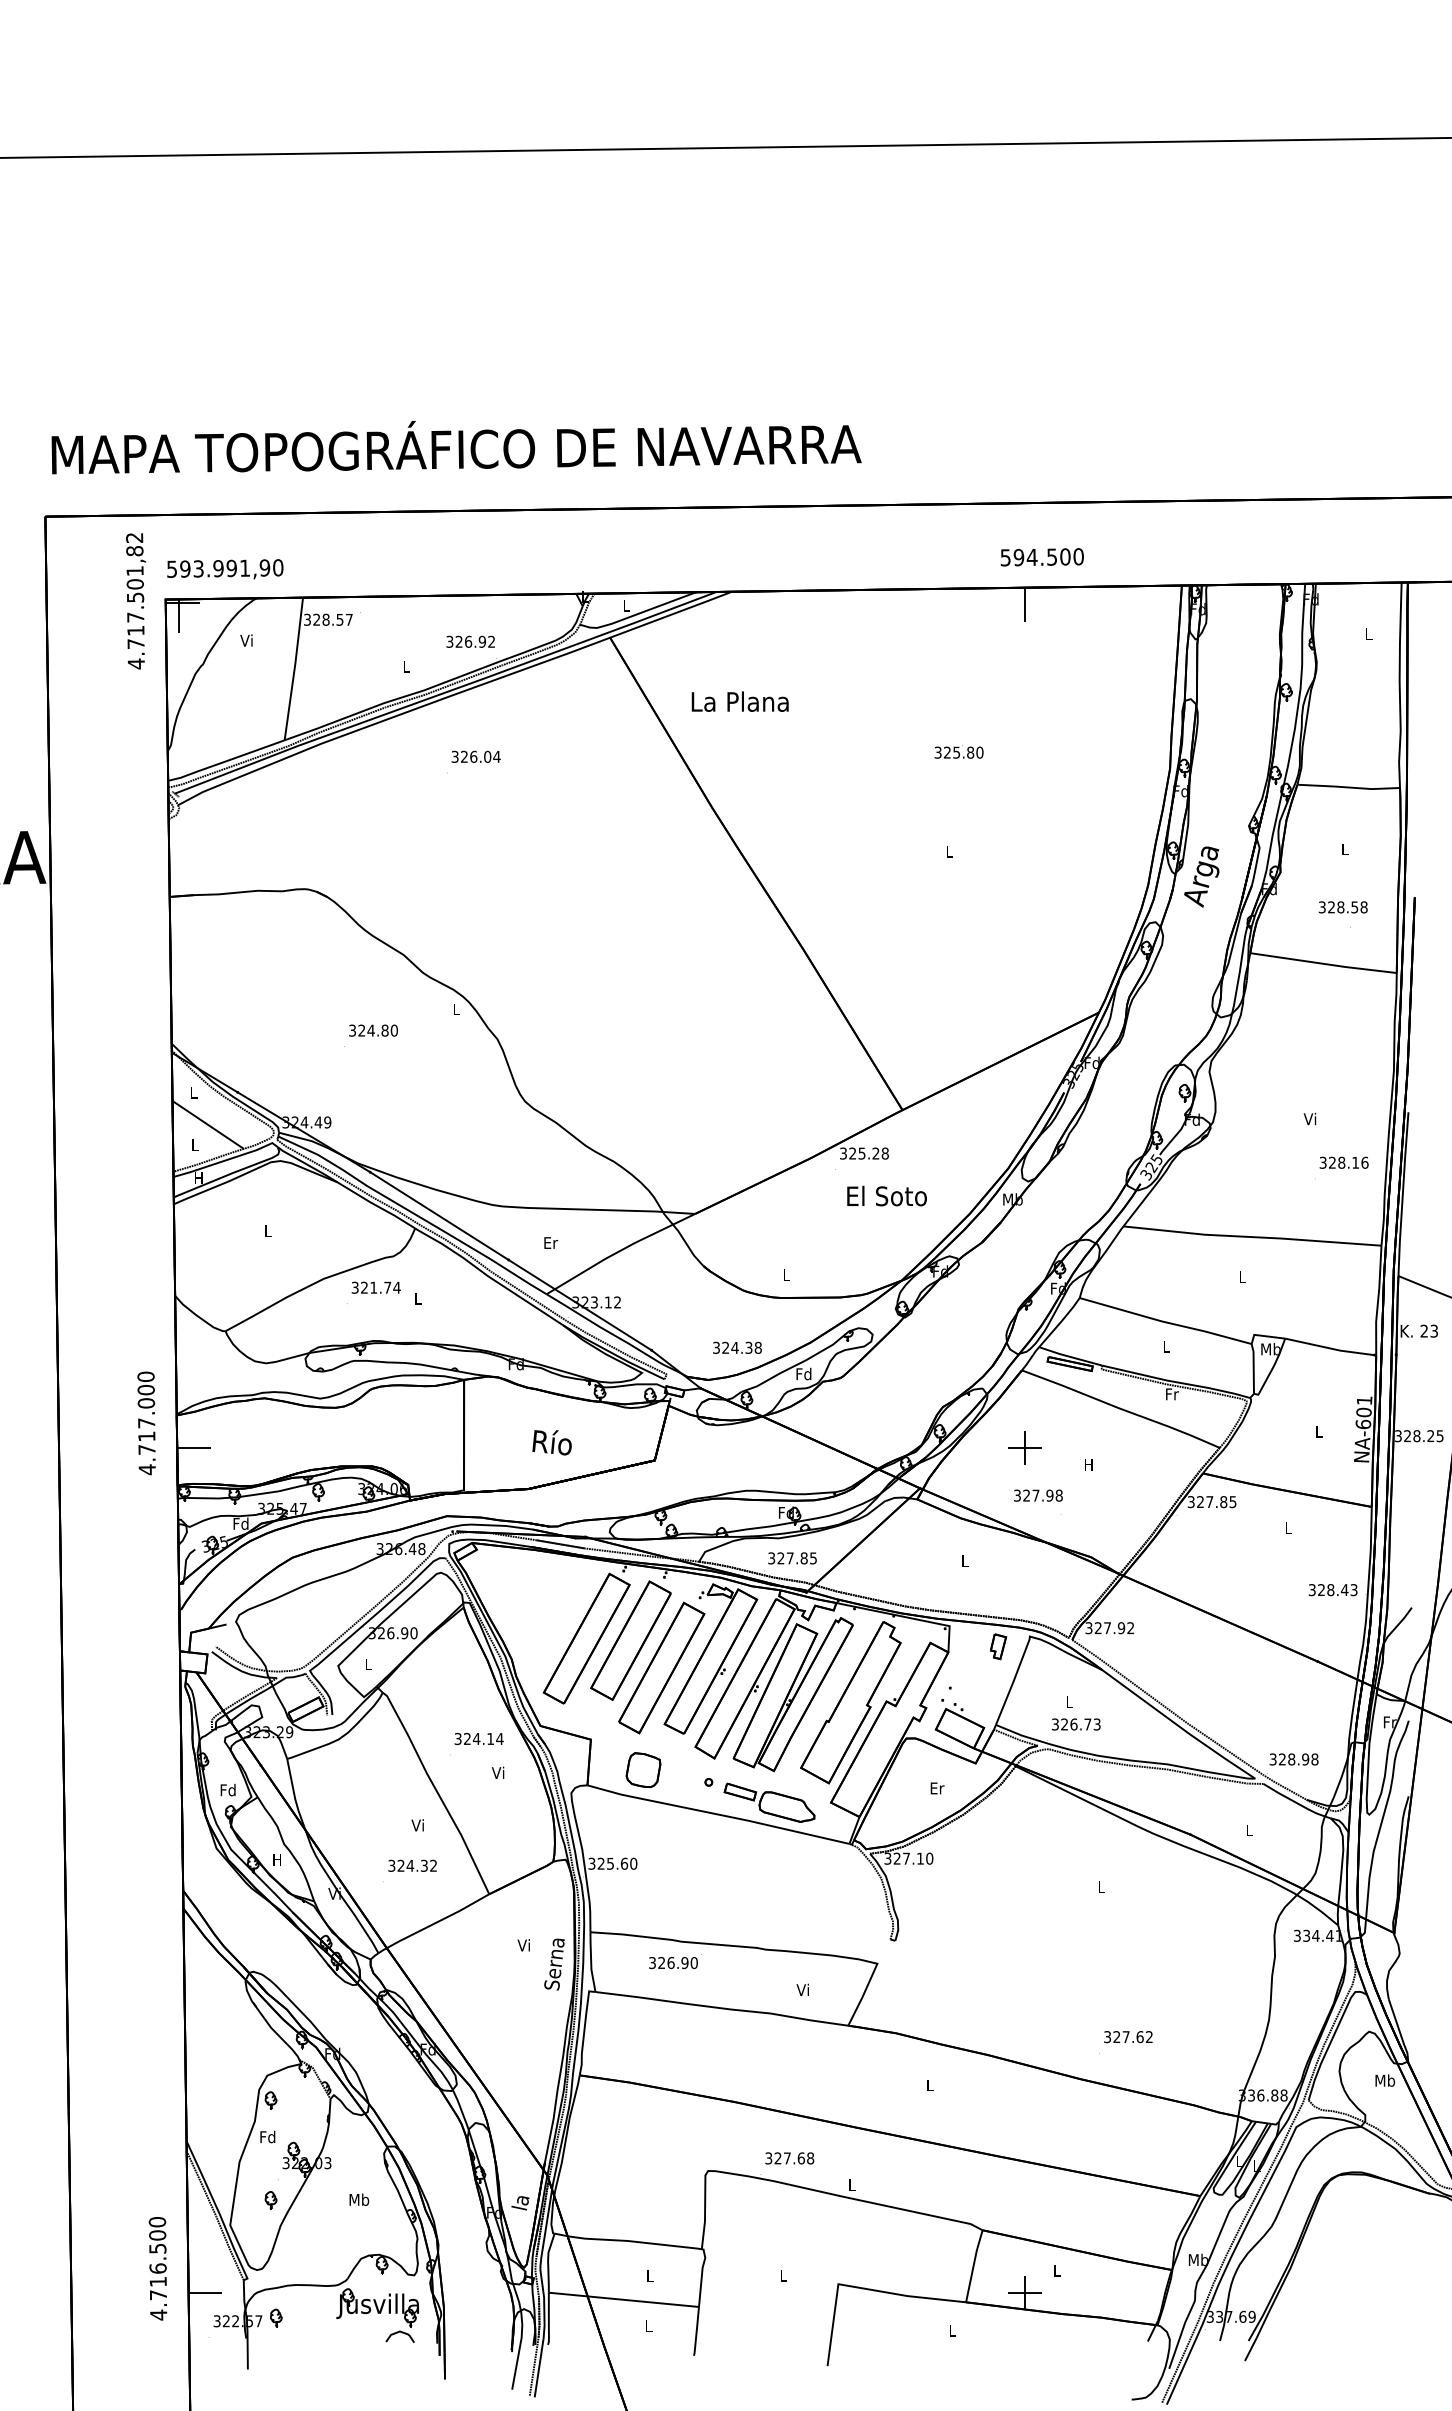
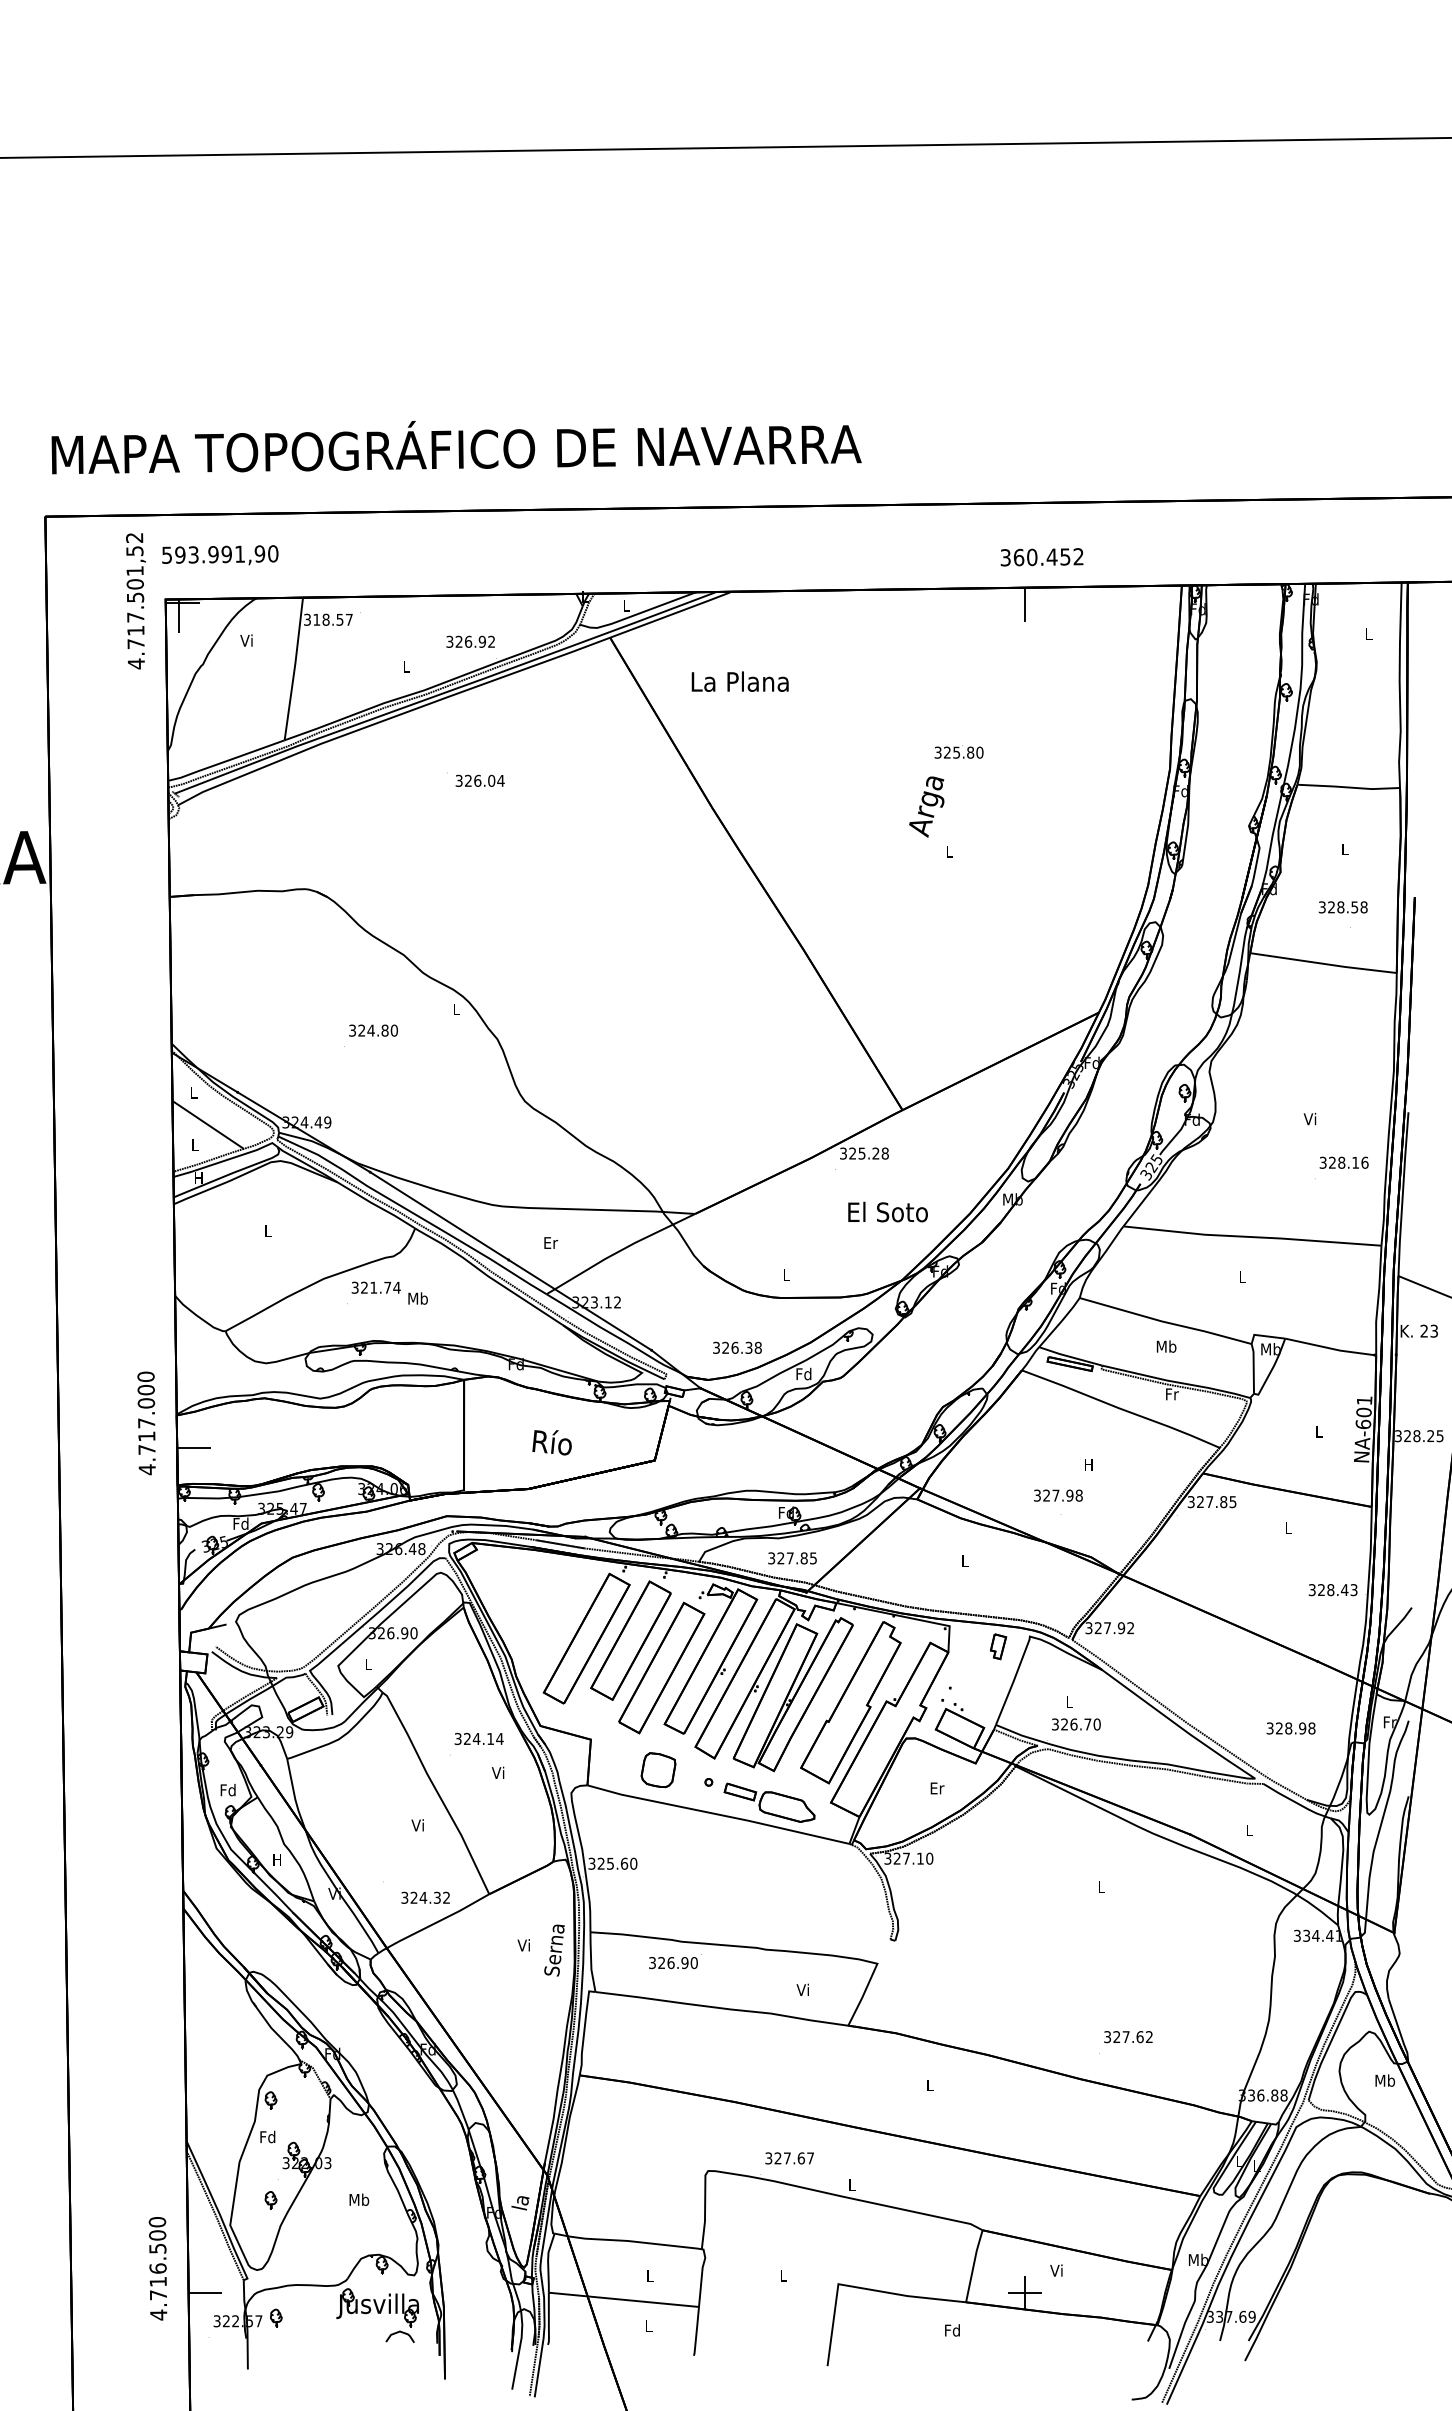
text: 4.717.501,82 -> 4.717.501,52 (134, 551)
text: 594.500 -> 360.452 (1042, 557)
text position: (225, 569) -> (220, 555) (220, 555)
text: 328.57 -> 318.57 (316, 619)
text position: (739, 701) -> (739, 681) (739, 681)
text position: (475, 756) -> (479, 780) (479, 780)
text position: (1201, 876) -> (926, 806) (926, 806)
text position: (886, 1195) -> (887, 1211) (887, 1211)
text: L -> Mb (417, 1298)
text: L -> Mb (1166, 1346)
text: 324.38 -> 326.38 (734, 1347)
part: present -> none (1024, 1447)
text position: (1038, 1495) -> (1058, 1495) (1058, 1495)
text: 326.73 -> 326.70 (1096, 1724)
text position: (1293, 1759) -> (1290, 1728) (1290, 1728)
part position: (643, 1770) -> (658, 1770) (658, 1770)
text position: (412, 1865) -> (425, 1897) (425, 1897)
text position: (554, 1964) -> (554, 1950) (554, 1950)
text: 327.68 -> 327.67 (810, 2158)
text: L -> Vi (1056, 2270)
text: L -> Fd (952, 2330)
